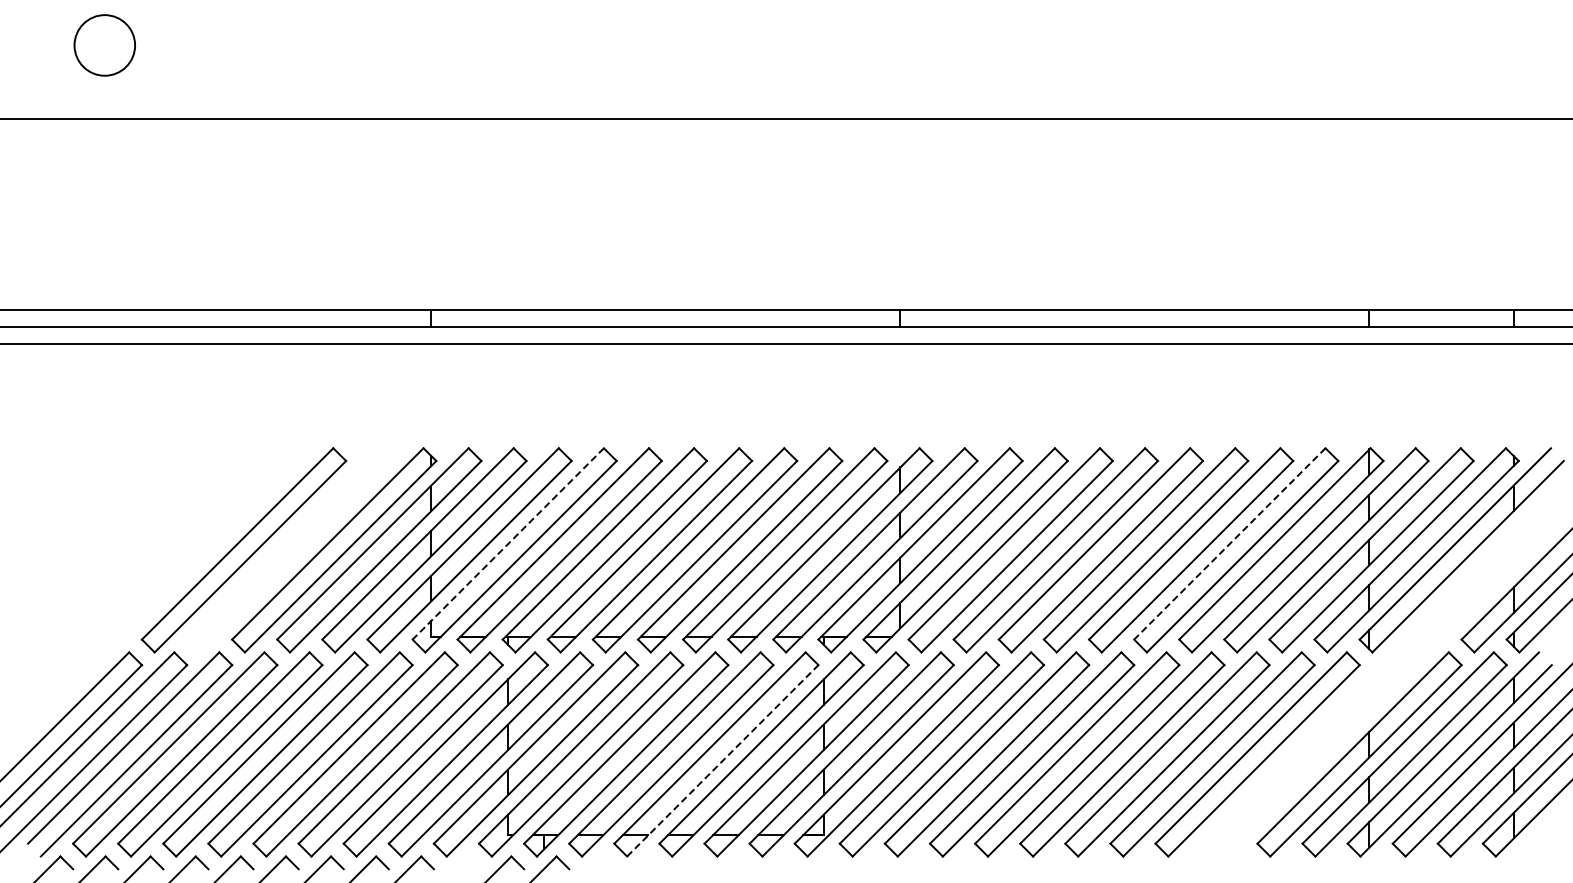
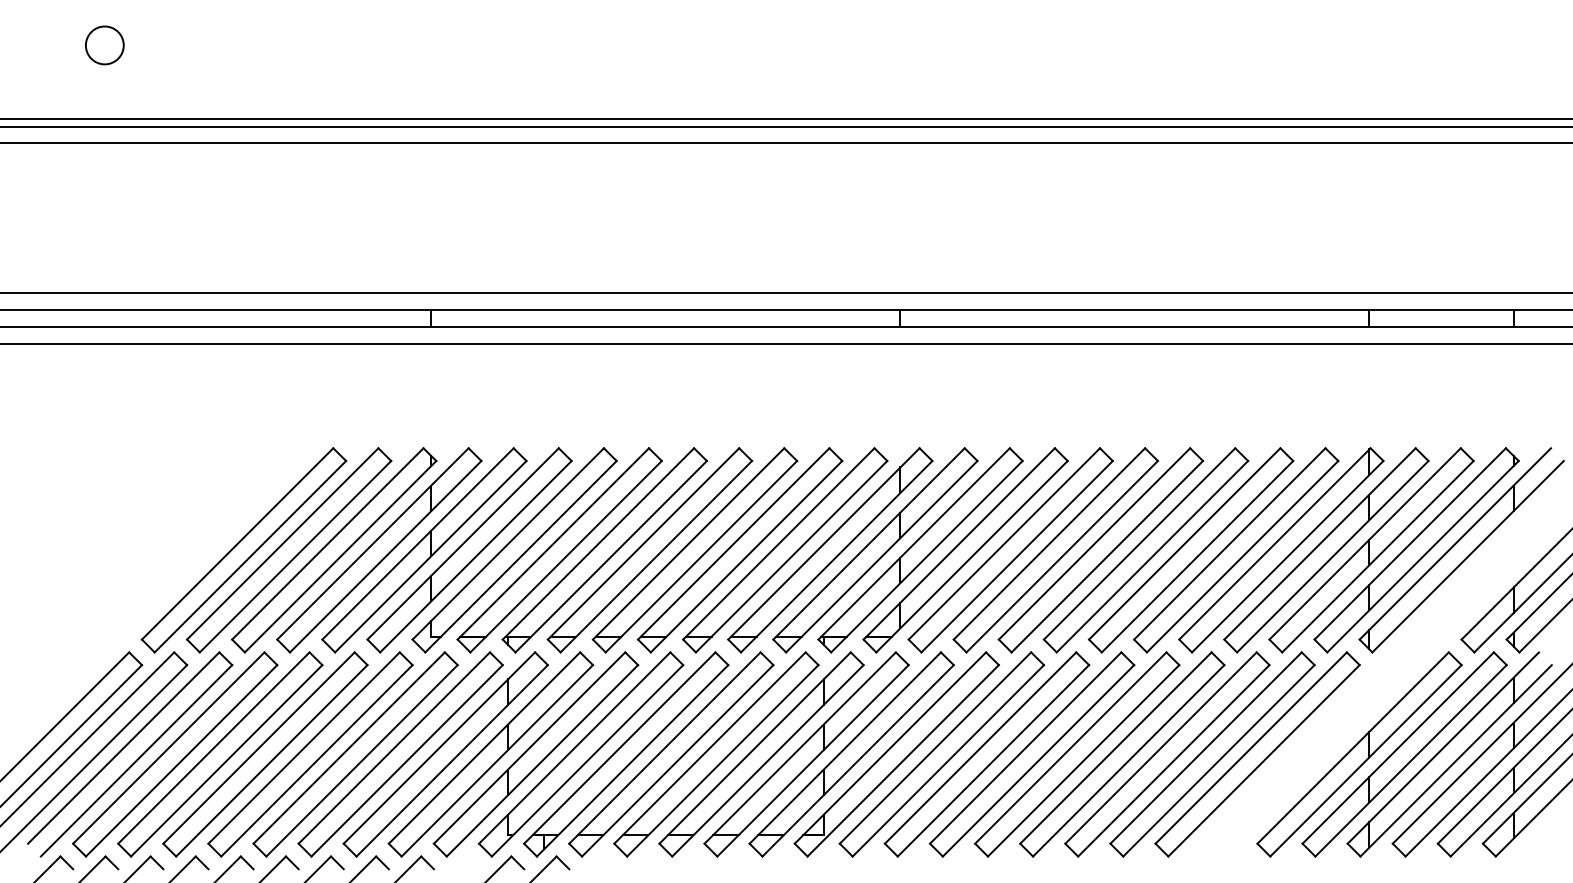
circle diameter: 61 px -> 38 px (104, 45)
line: none -> present (785, 126)
line: none -> present (785, 142)
line: none -> present (785, 293)
line: dashed -> solid (507, 544)
line: dashed -> solid (1229, 544)
part: none -> present (288, 550)
line: dashed -> solid (723, 760)
